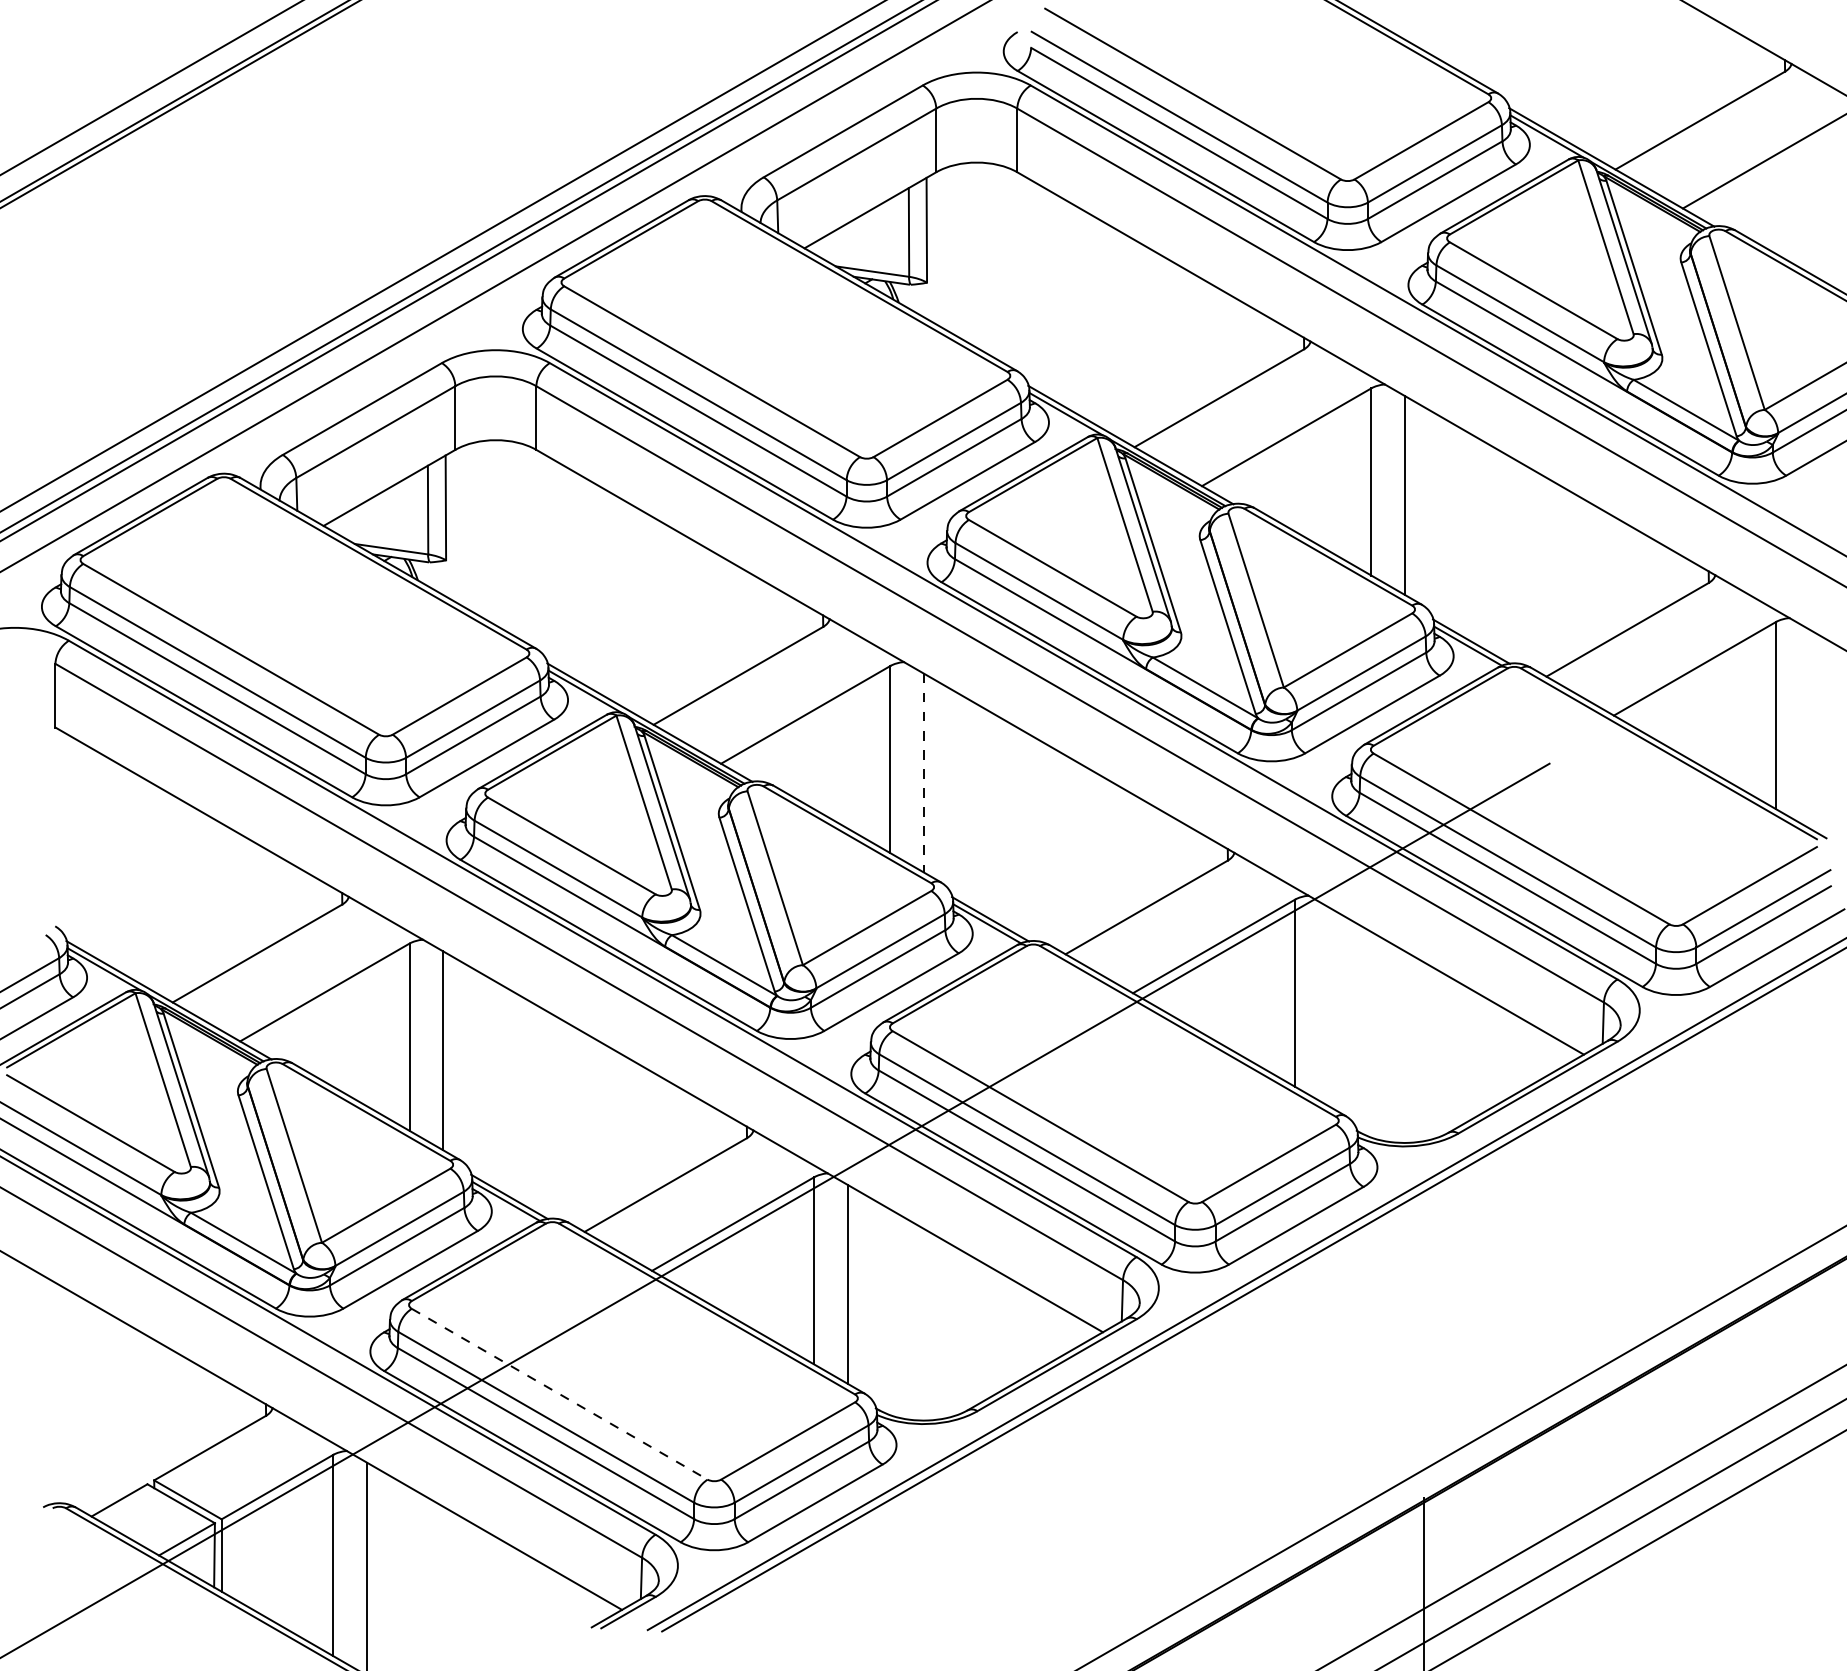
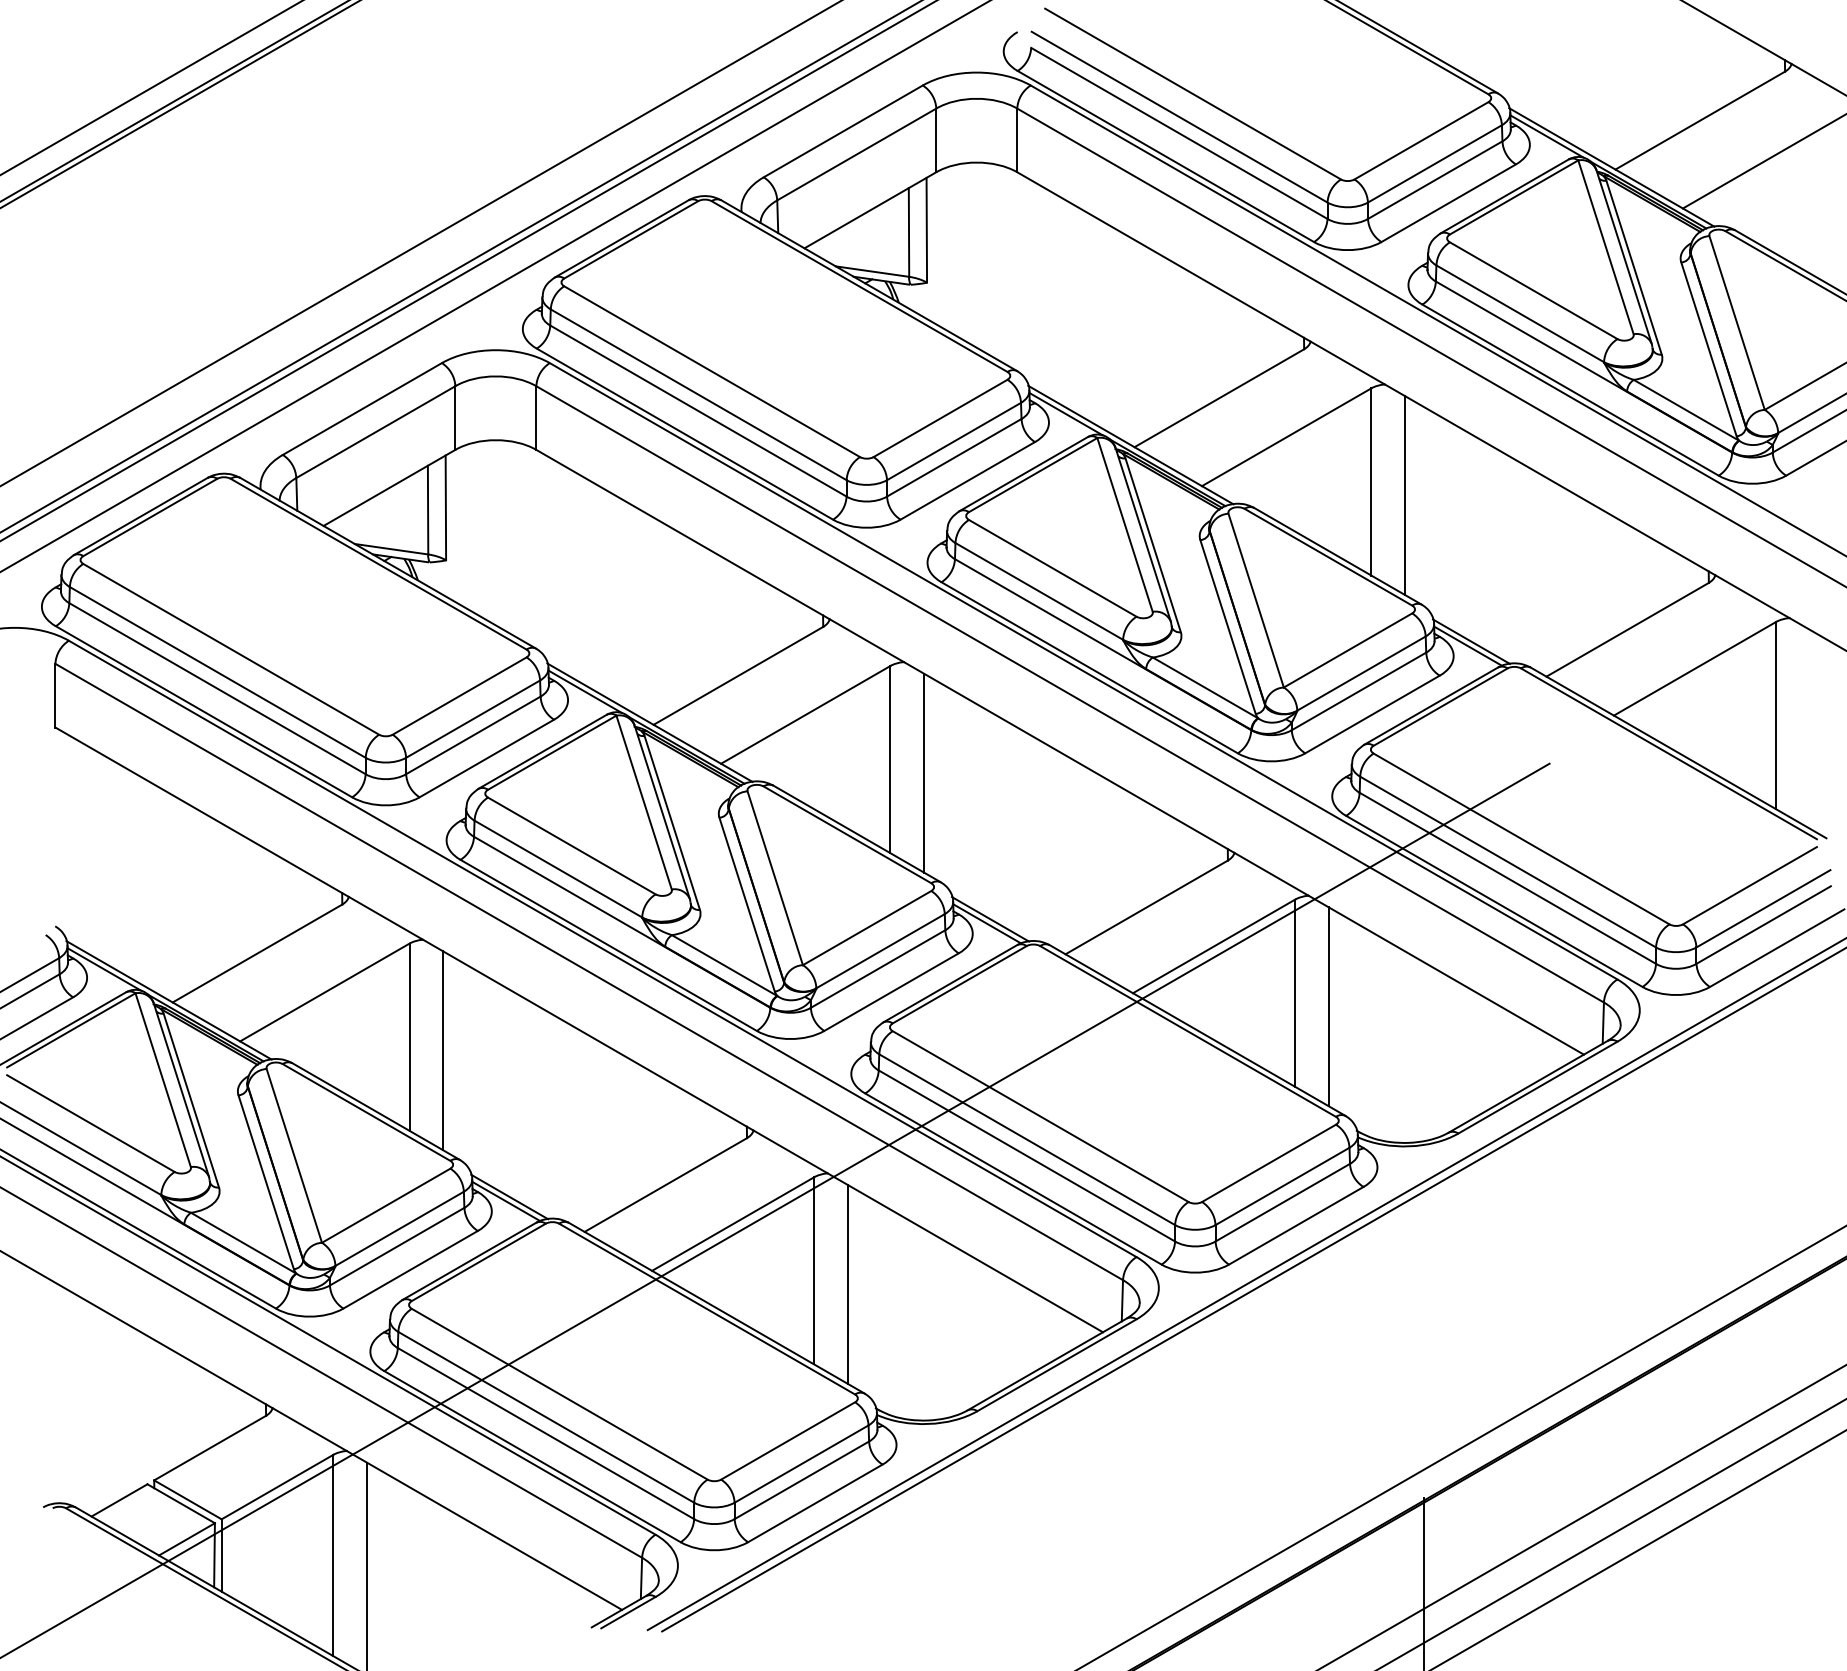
line position: (442, 256) -> (420, 243) (420, 243)
line: dashed -> solid (924, 773)
line: none -> present (1328, 1006)
line: dashed -> solid (559, 1394)
